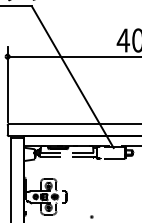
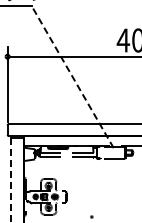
line: solid -> dashed (72, 77)
line: solid -> dashed (11, 180)
